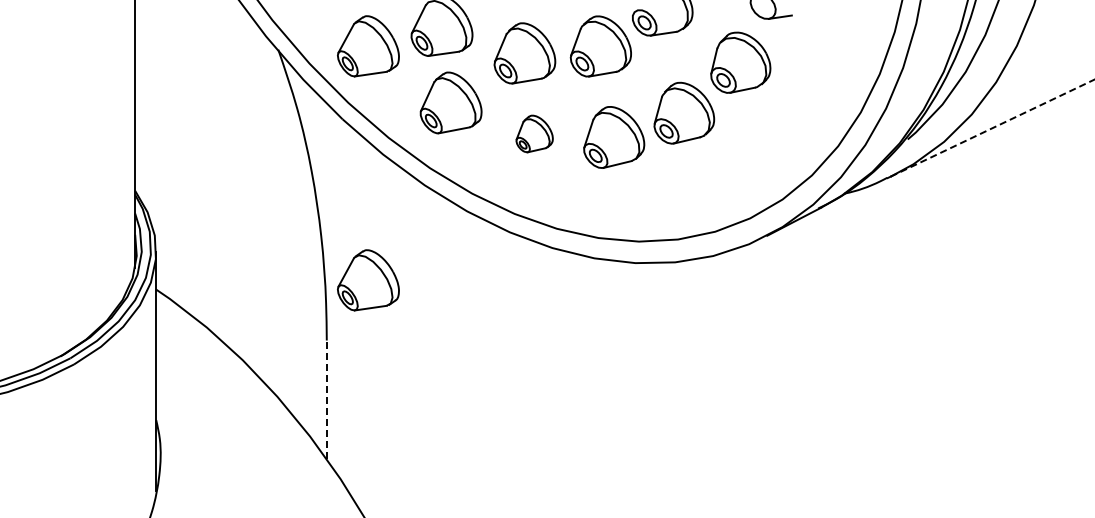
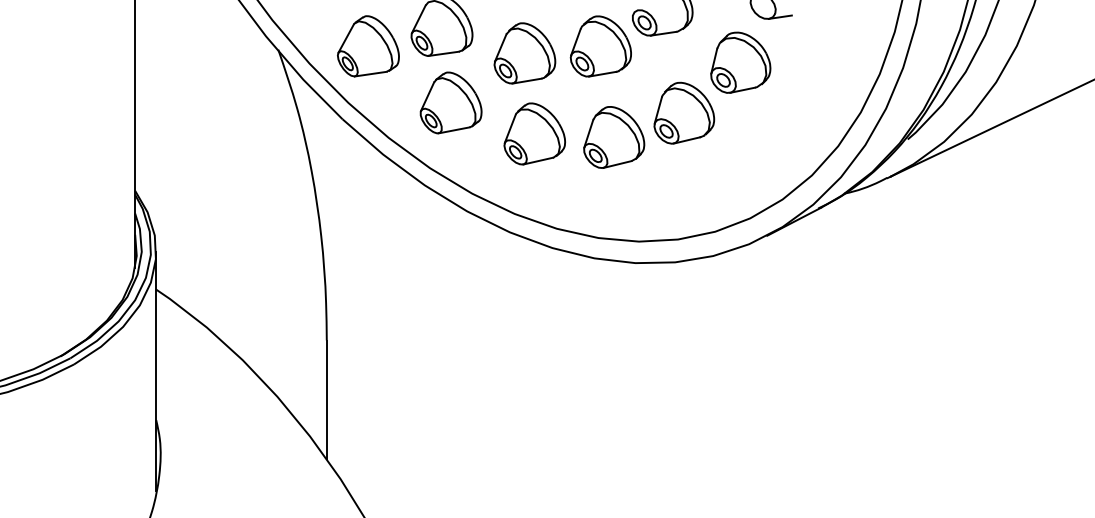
line: dashed -> solid (992, 128)
part size: 39x40 px -> 63x64 px (534, 133)
part: present -> none (368, 280)
line: dashed -> solid (326, 399)
